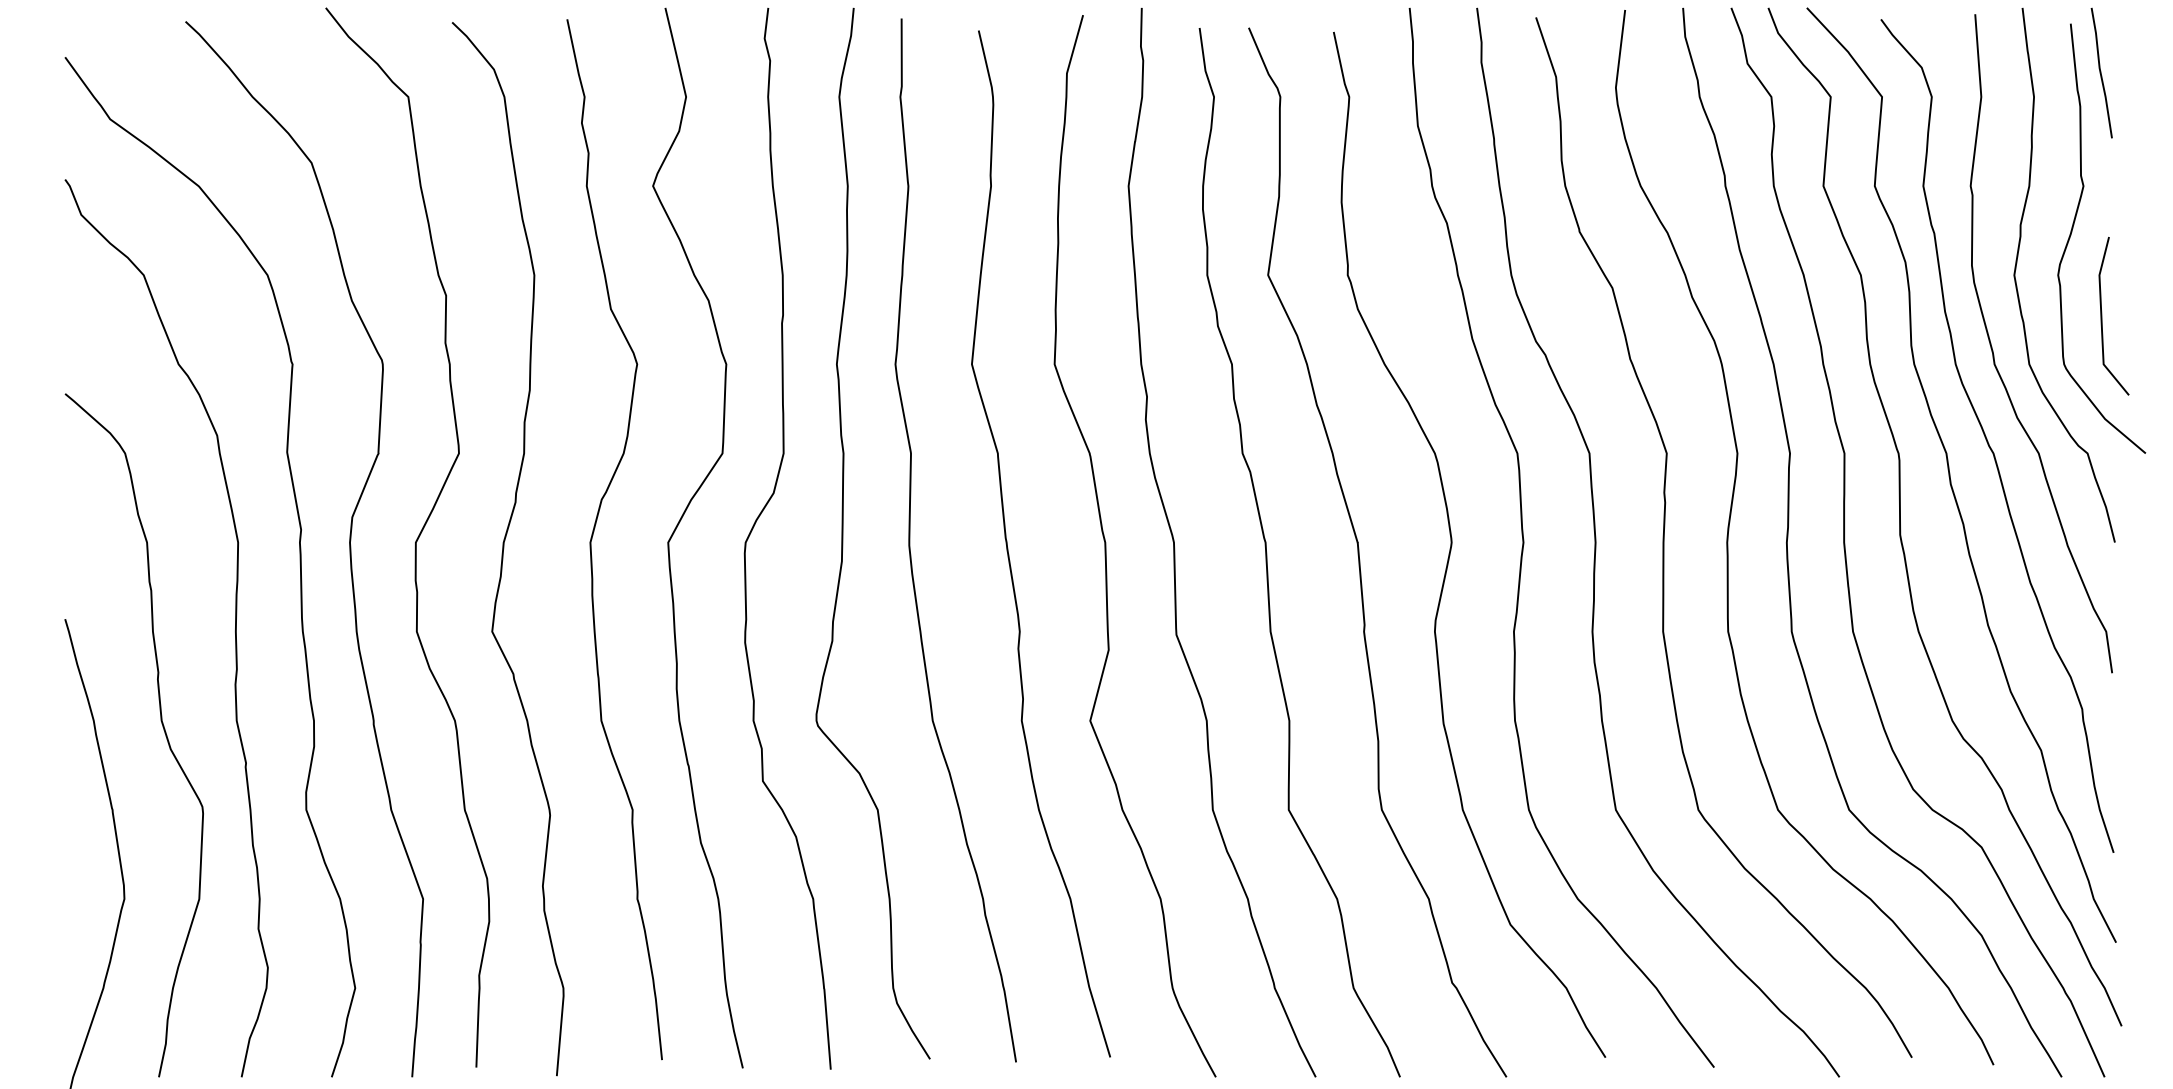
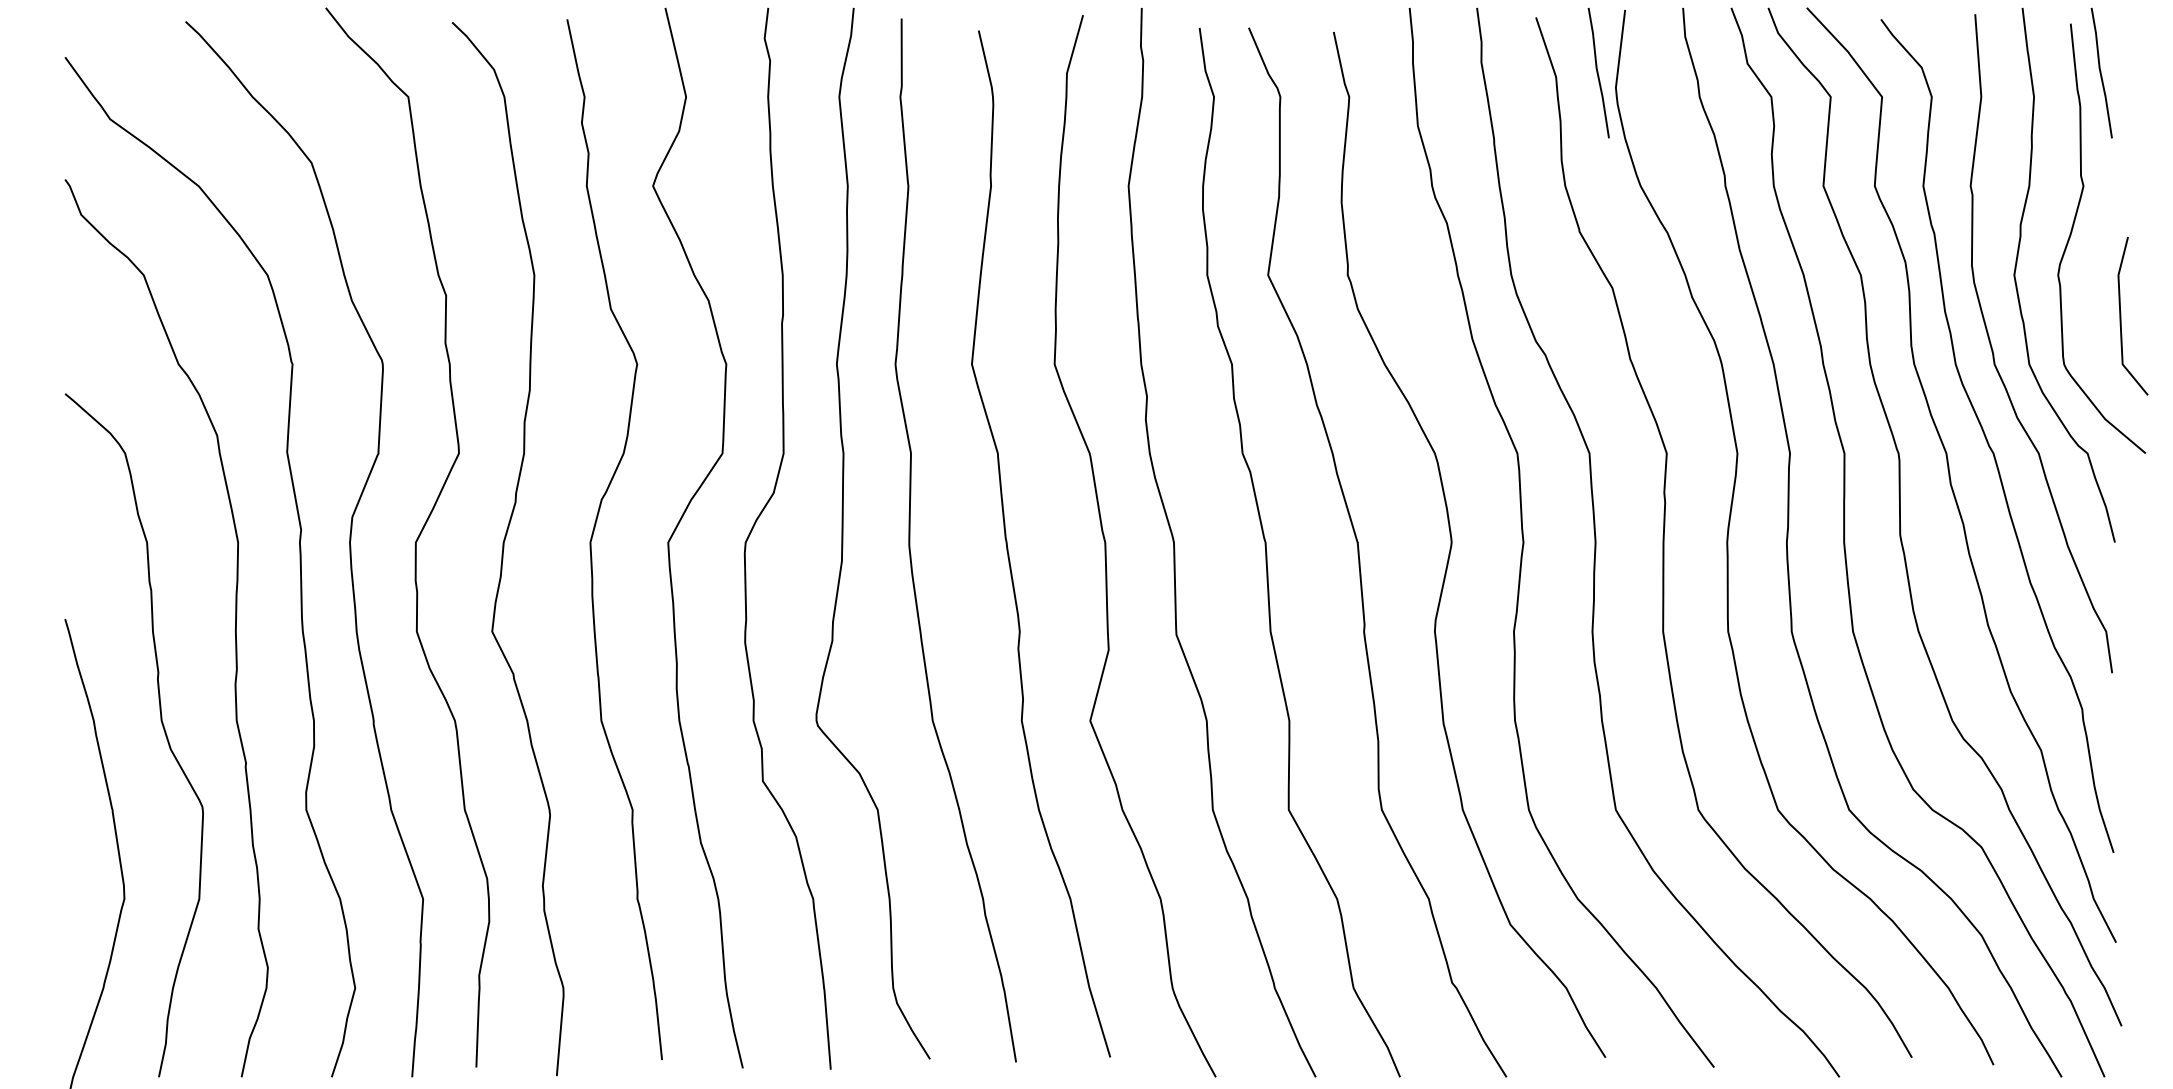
line: none -> present (1598, 72)
curve position: (2102, 316) -> (2121, 316) (2121, 316)
